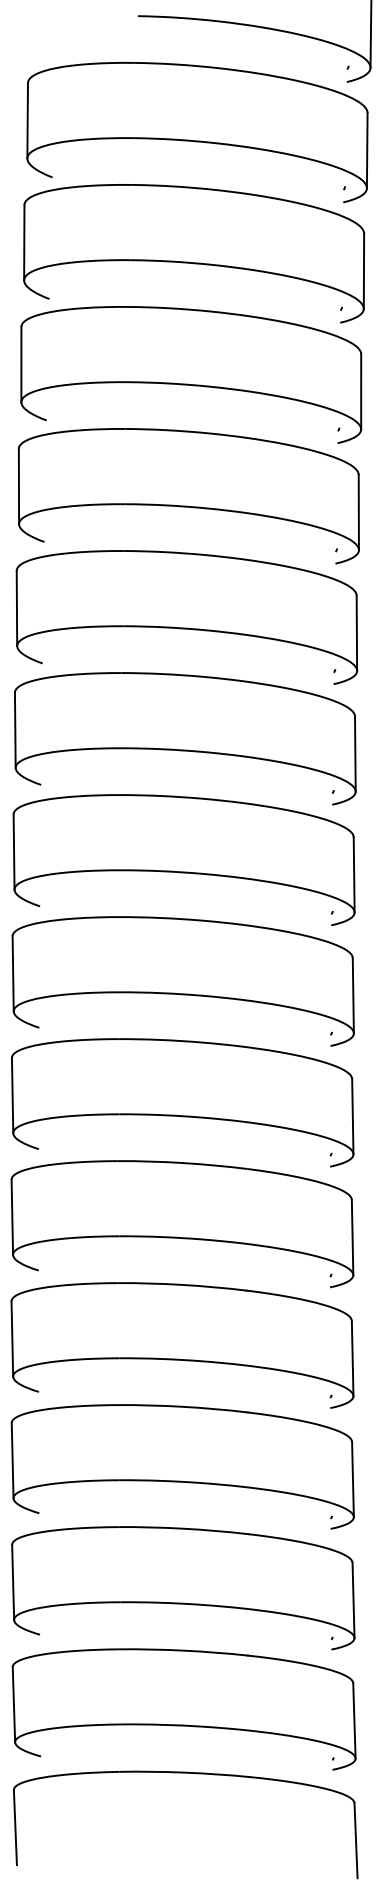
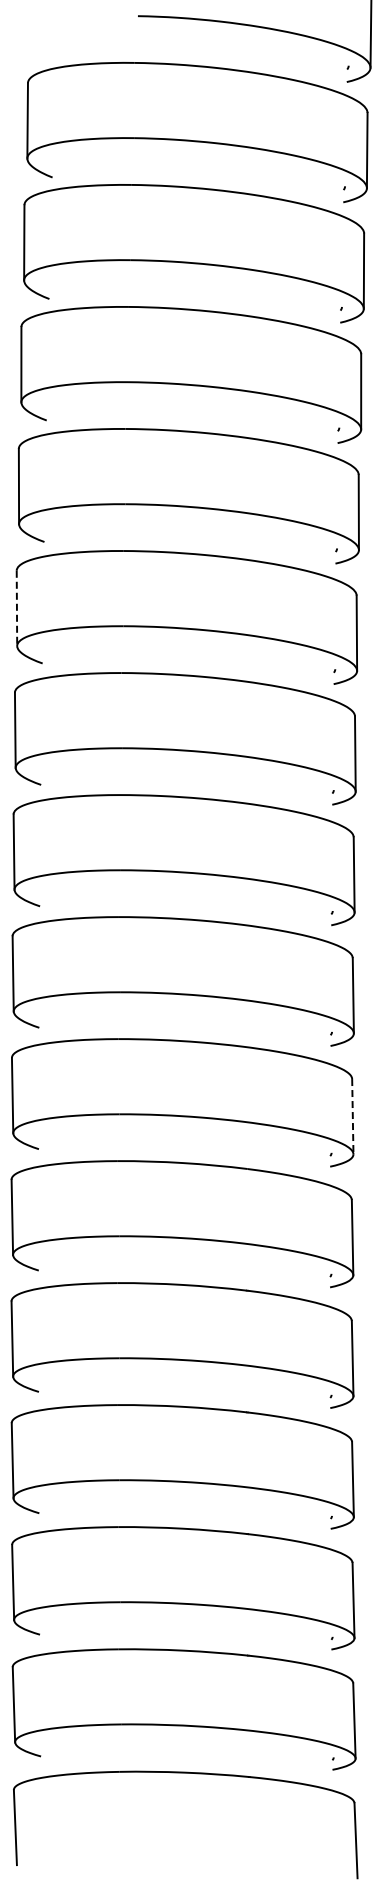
line: solid -> dashed (16, 608)
line: solid -> dashed (352, 1116)
